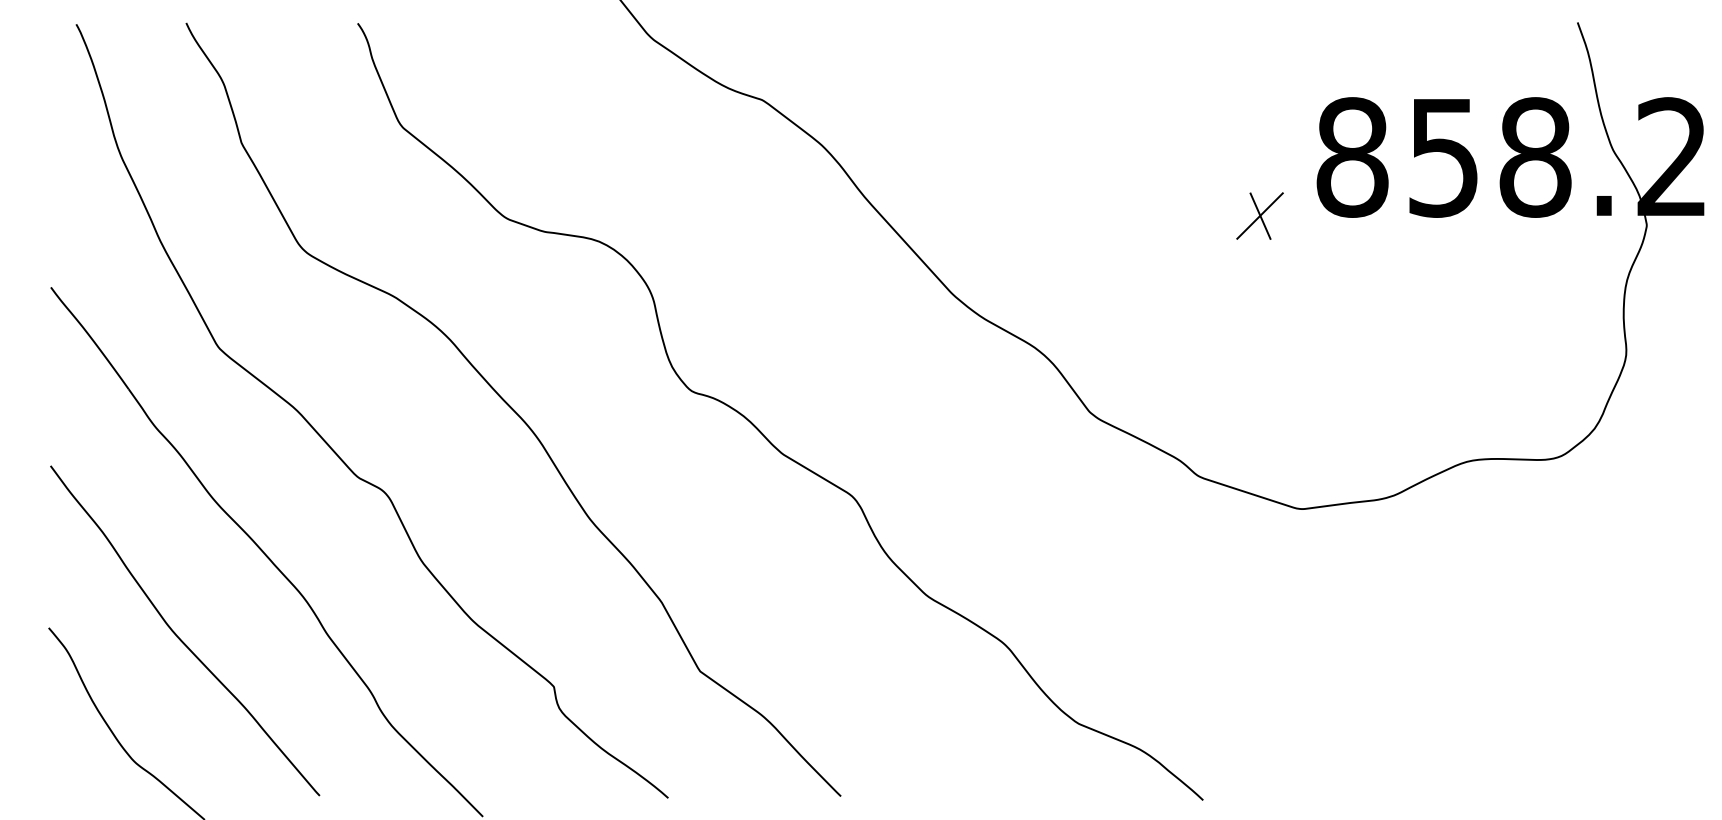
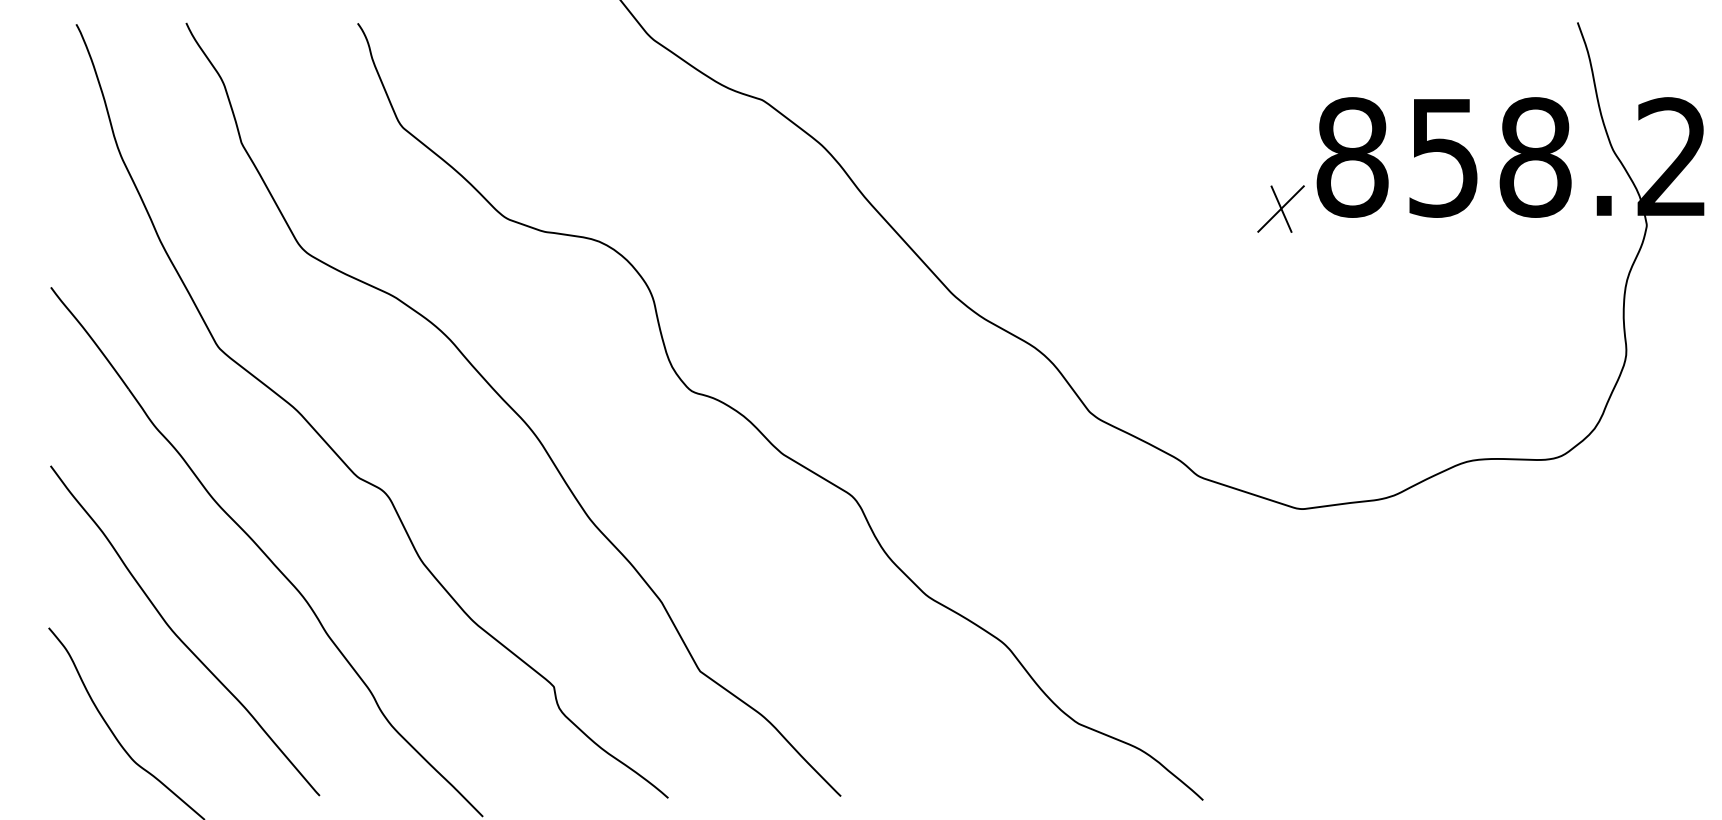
part position: (1259, 215) -> (1280, 208) (1280, 208)
